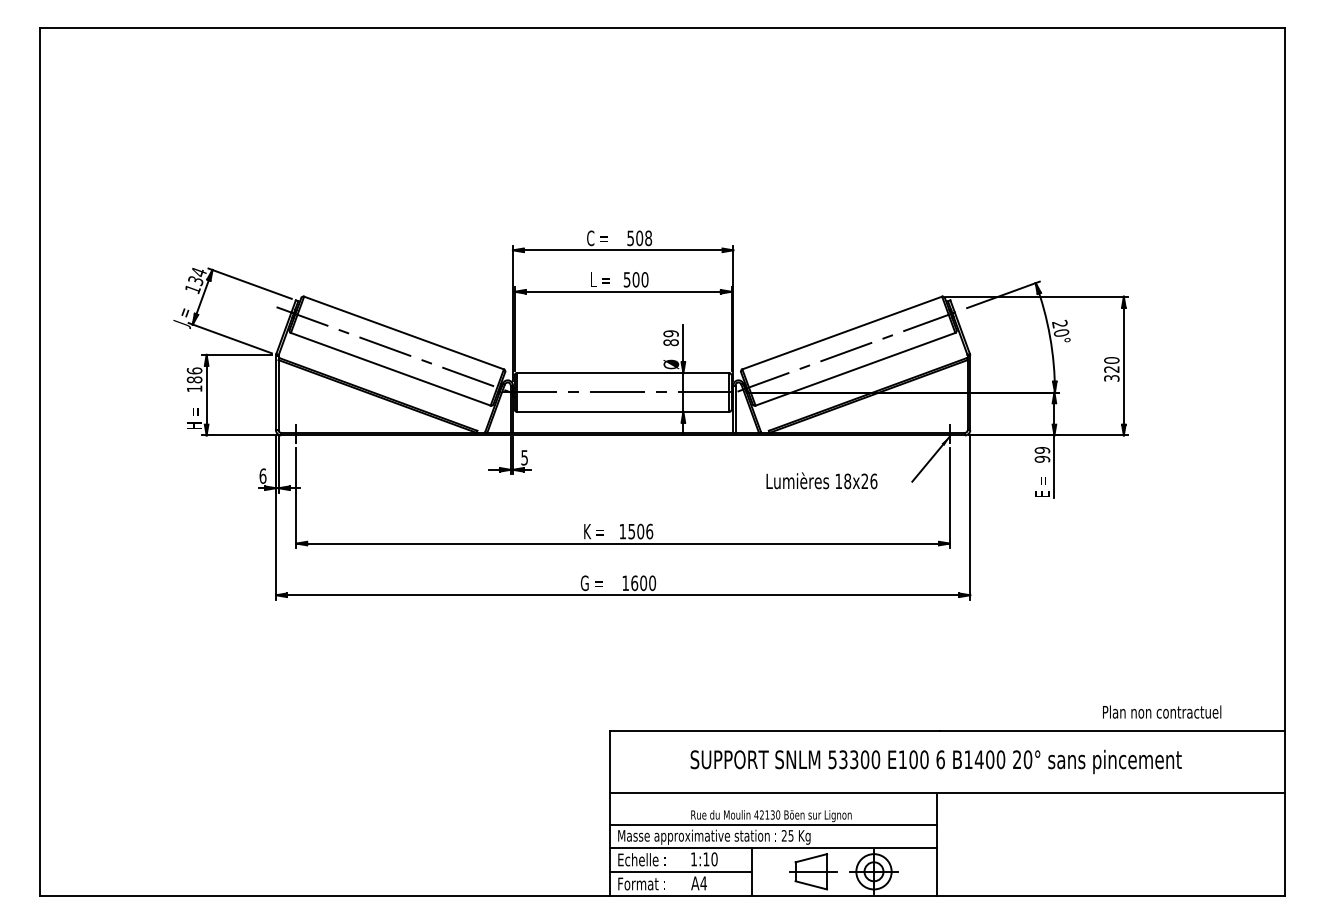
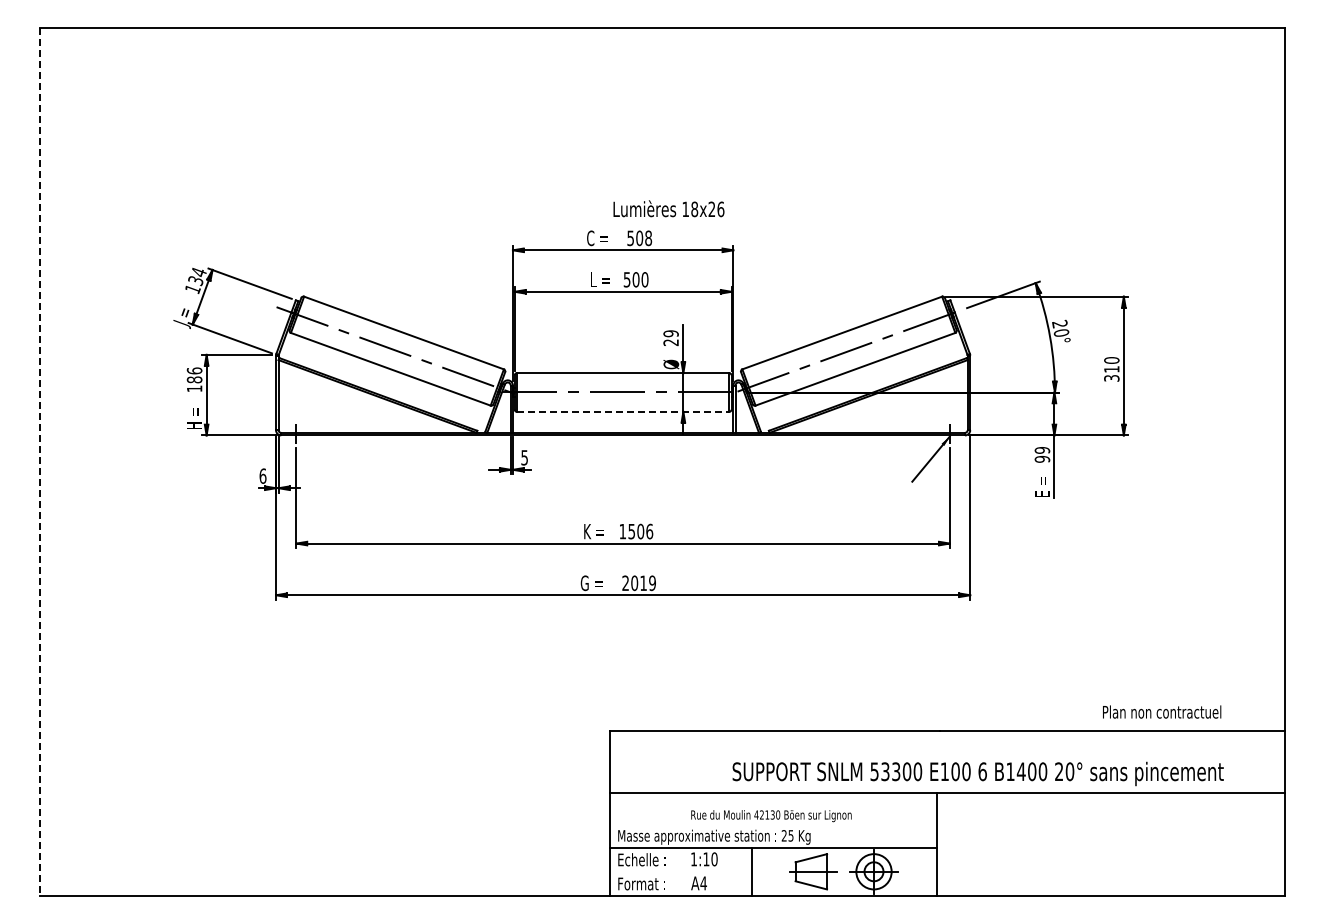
text: 89 -> 29 (670, 342)
text: 320 -> 310 (1111, 369)
line: solid -> dashed (623, 411)
line: solid -> dashed (40, 462)
text position: (821, 480) -> (668, 208) (668, 208)
text: 1600 -> 2019 (638, 583)
text position: (935, 761) -> (977, 773) (977, 773)
line: present -> none (773, 824)
line: present -> none (680, 872)
